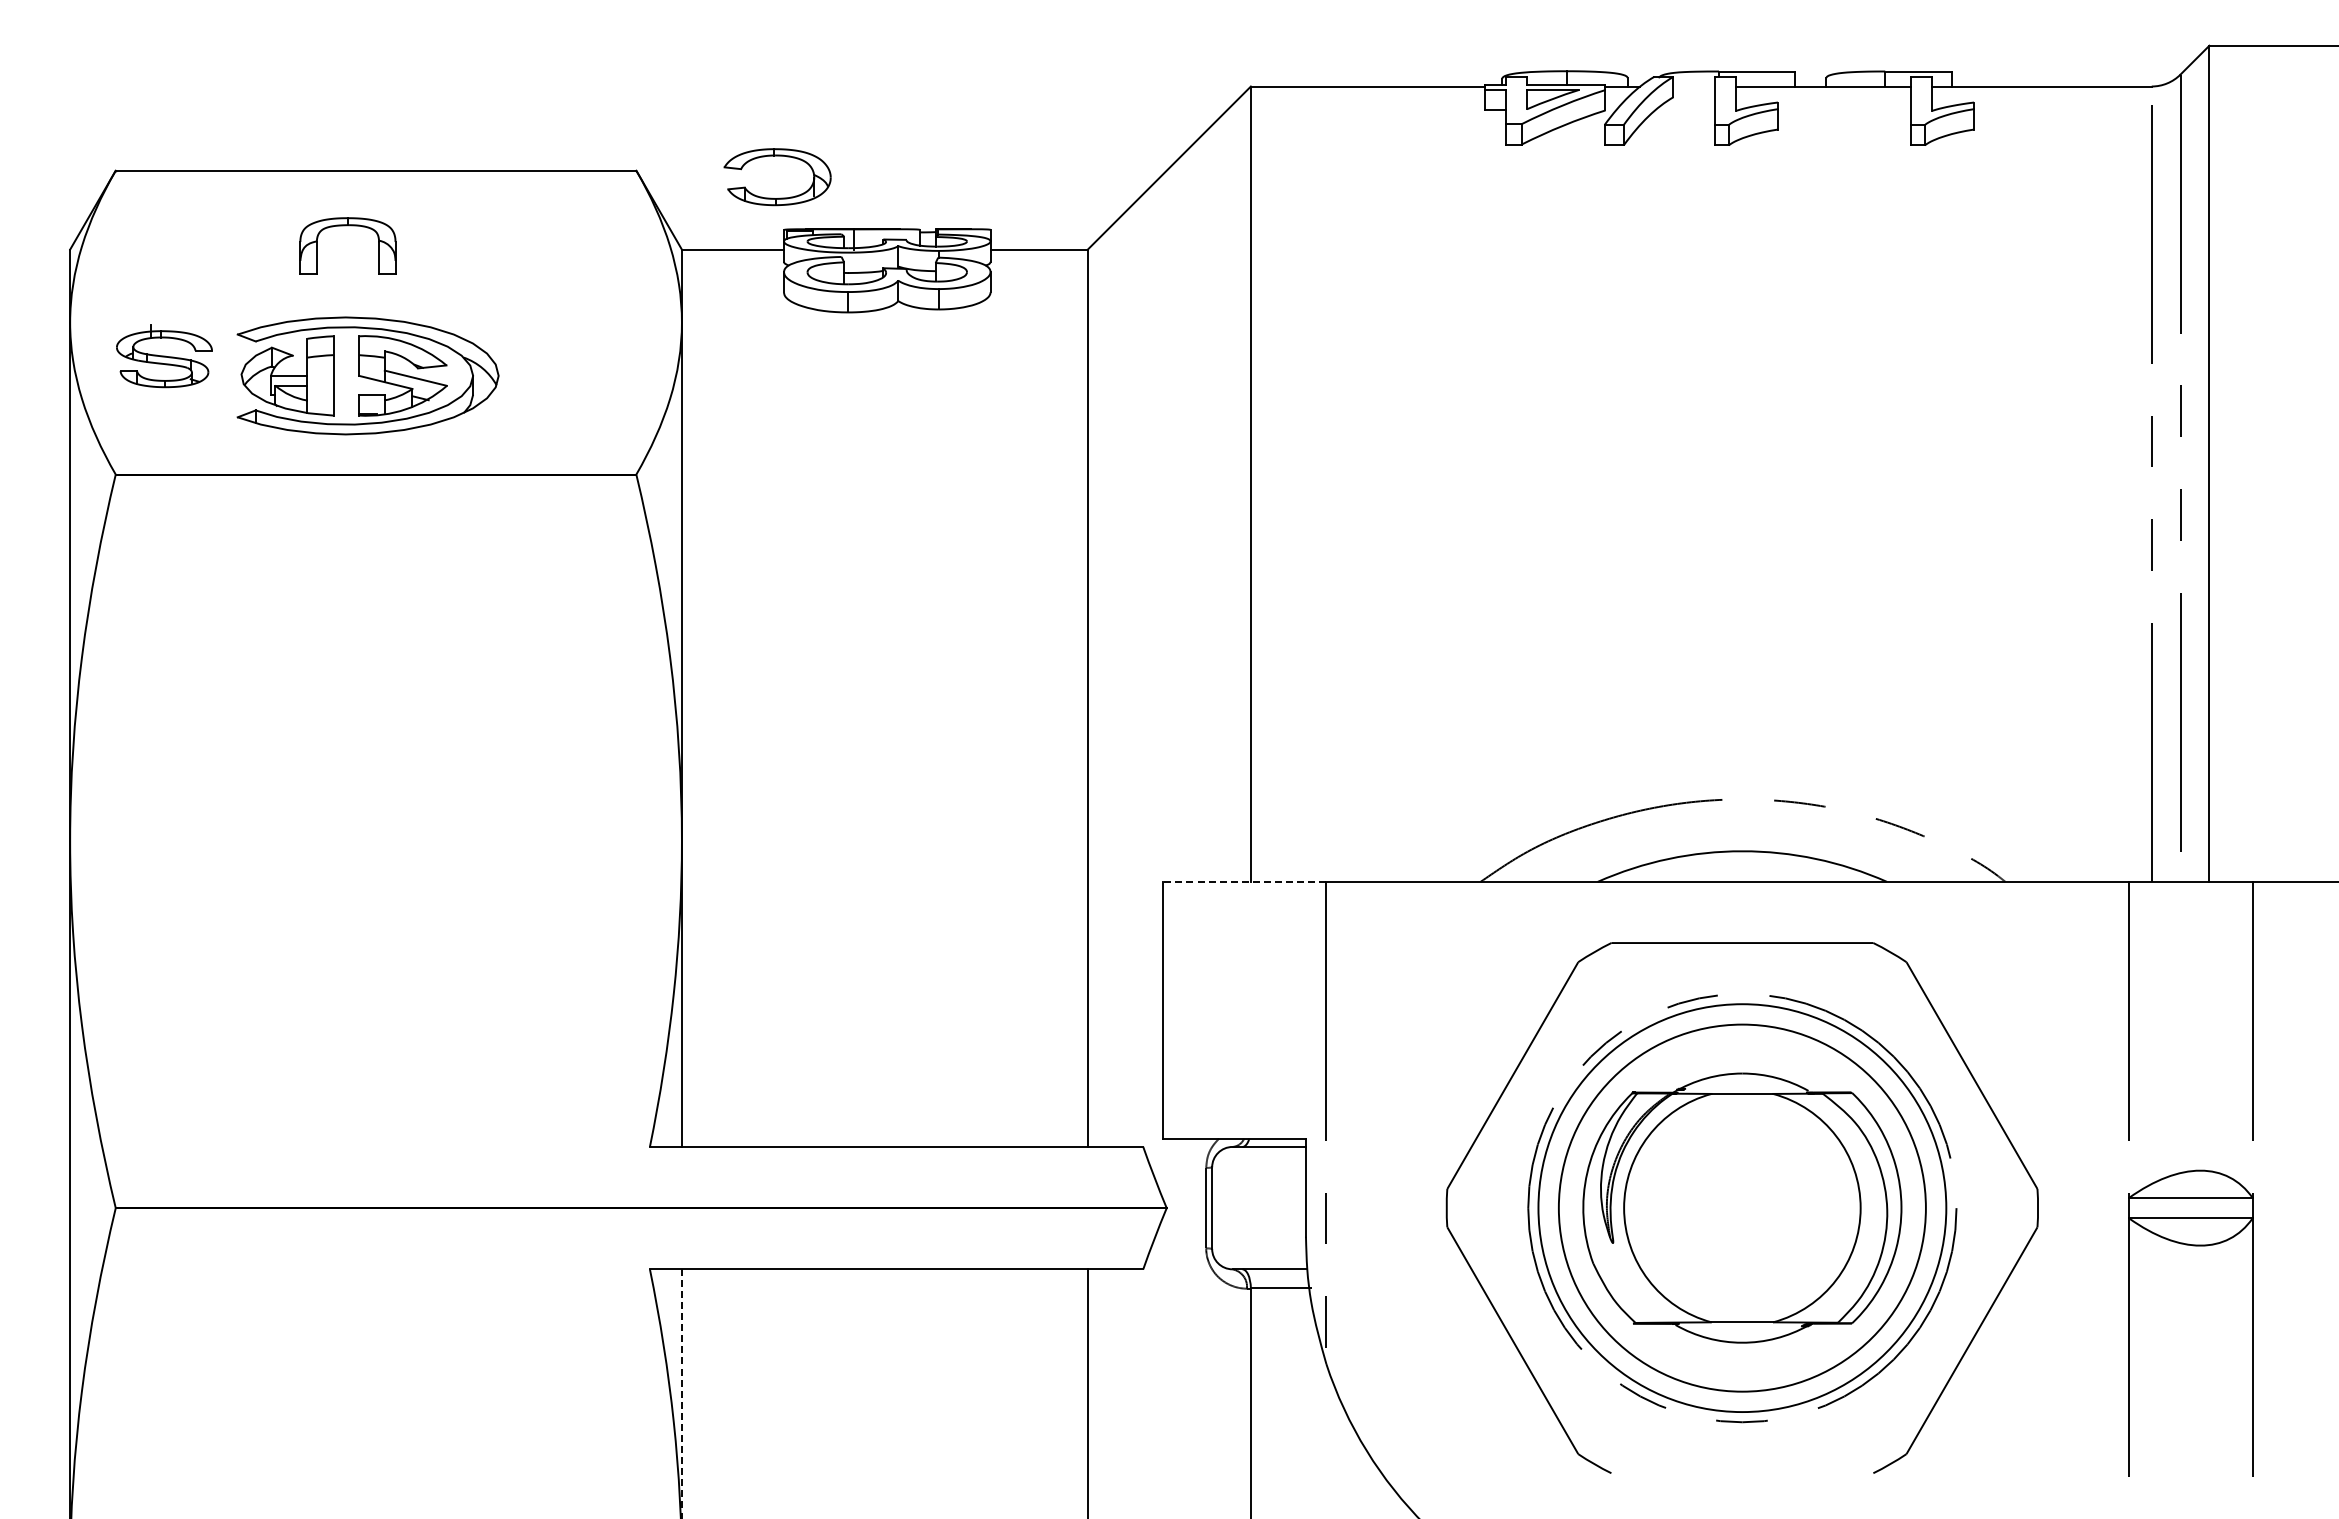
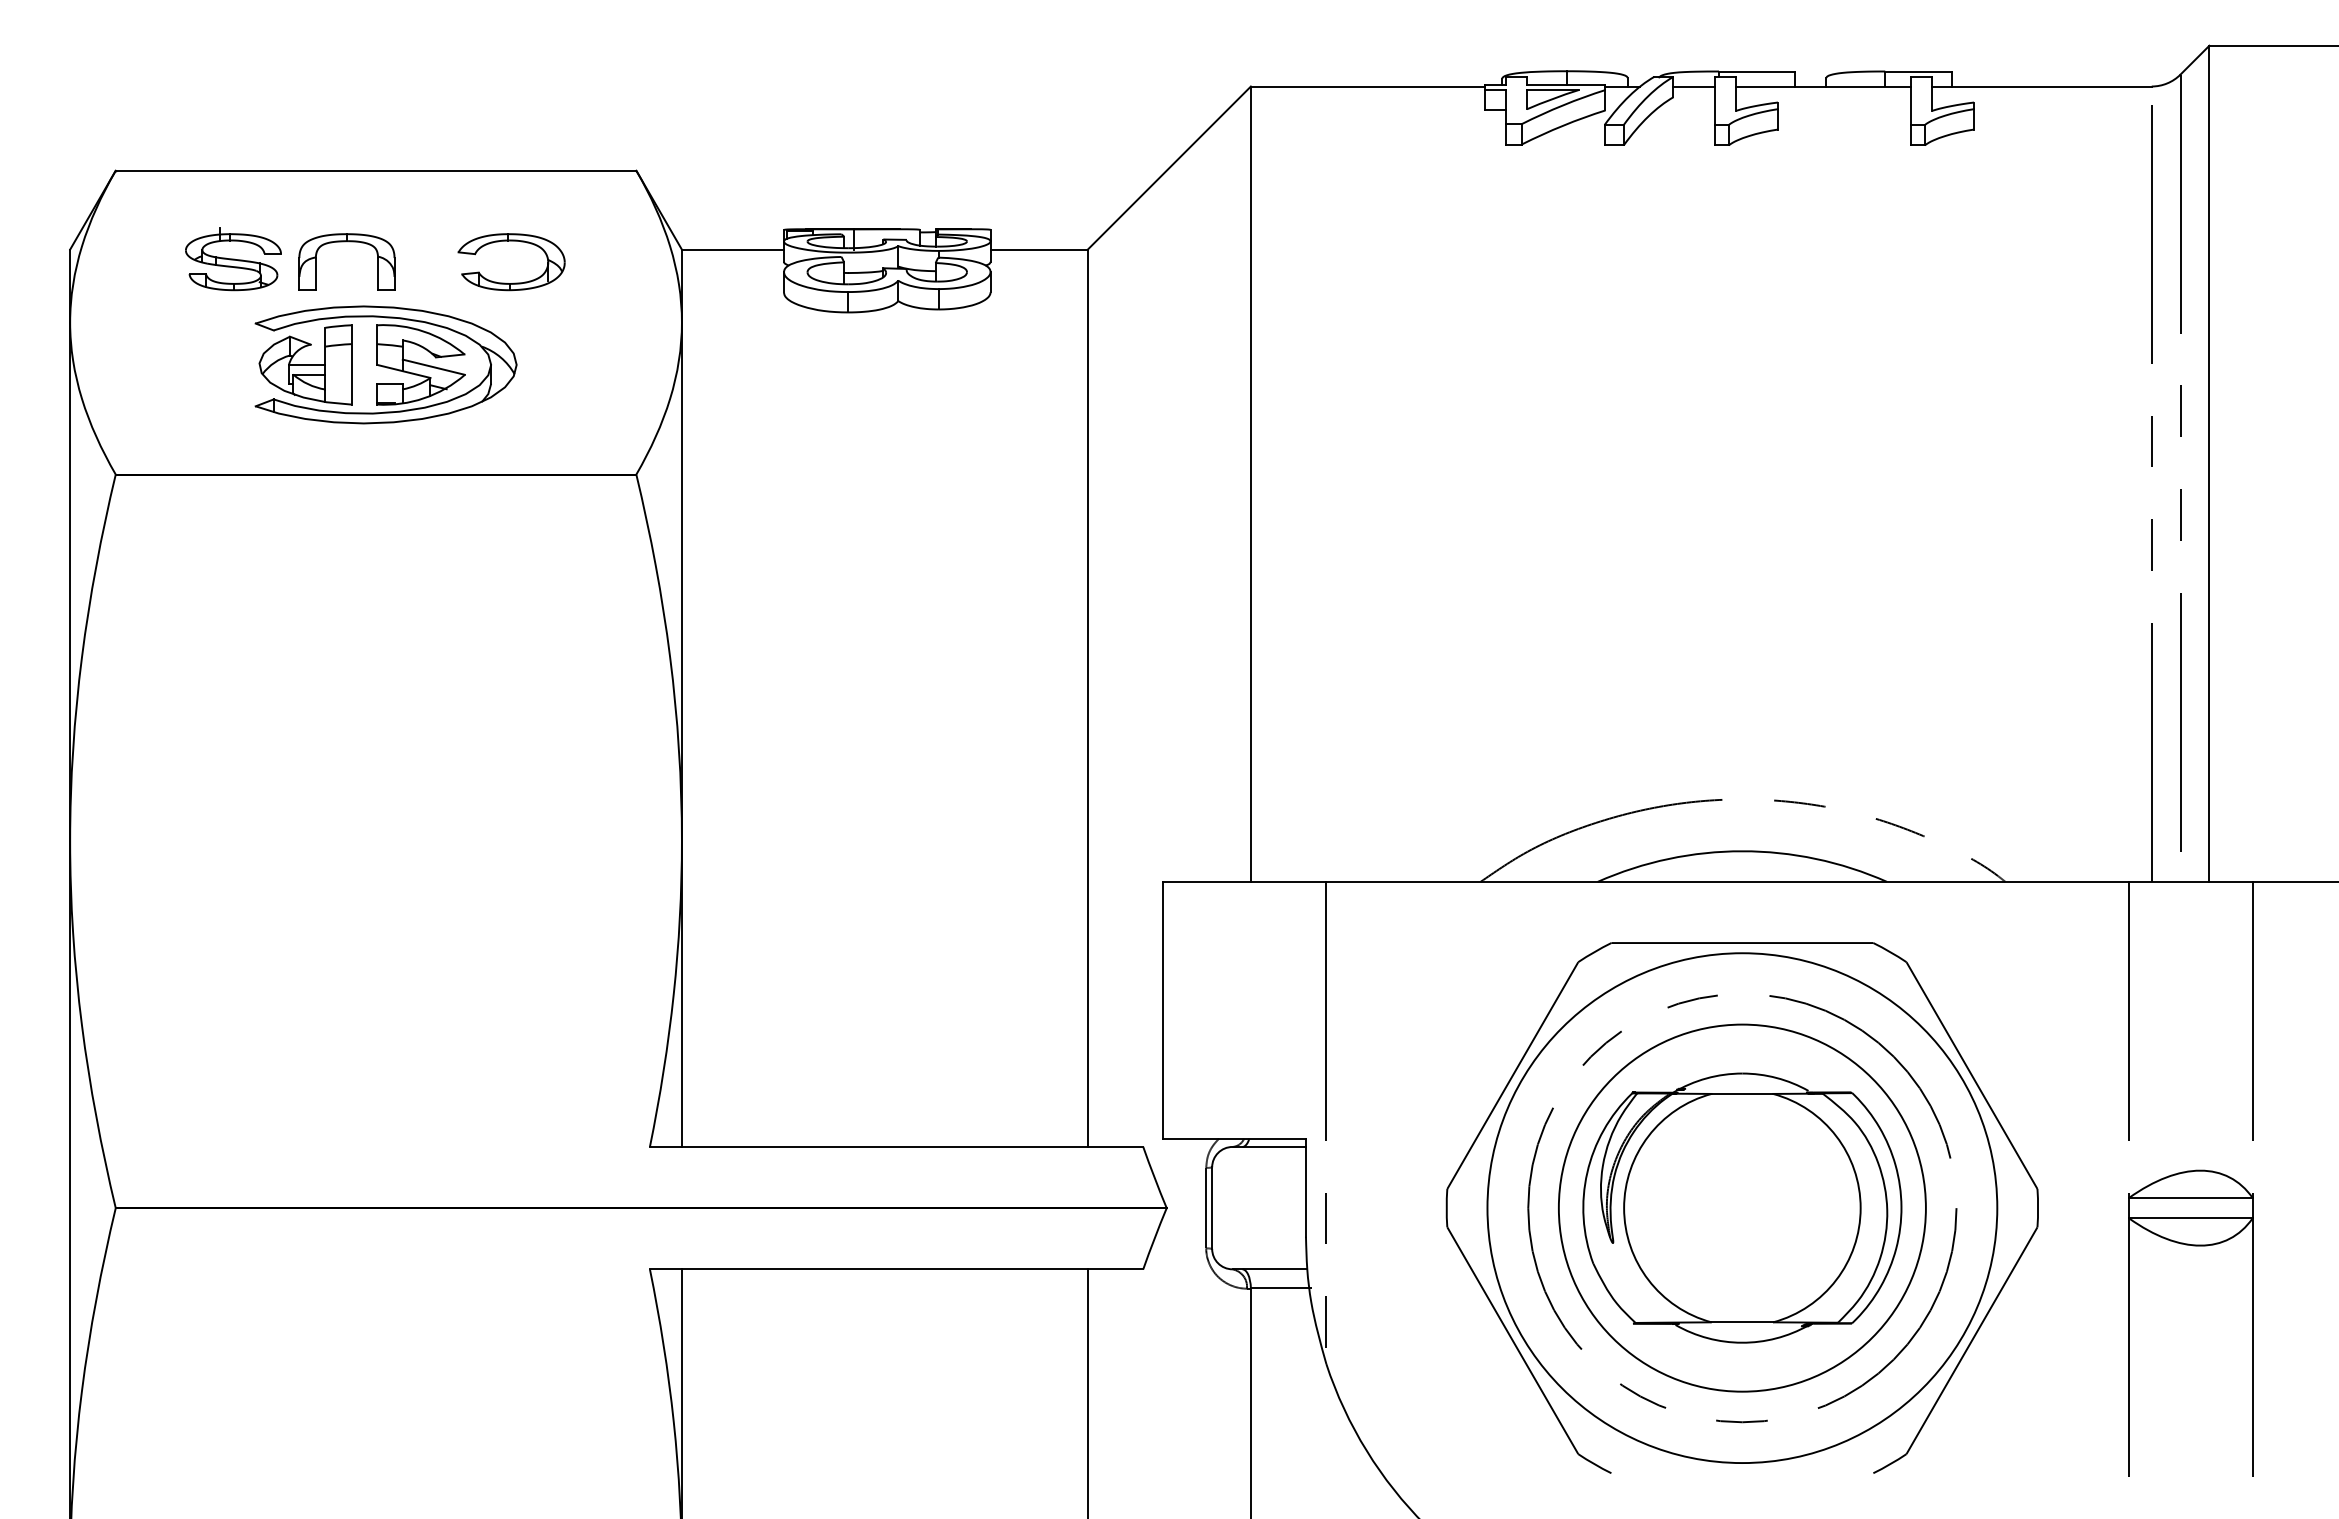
line: none -> present (1694, 86)
part position: (779, 197) -> (513, 282) (513, 282)
part position: (347, 226) -> (346, 242) (346, 242)
part position: (164, 356) -> (233, 259) (233, 259)
part position: (367, 375) -> (385, 364) (385, 364)
line: dashed -> solid (1244, 881)
circle diameter: 408 px -> 510 px (1742, 1208)
line: dashed -> solid (681, 1393)
